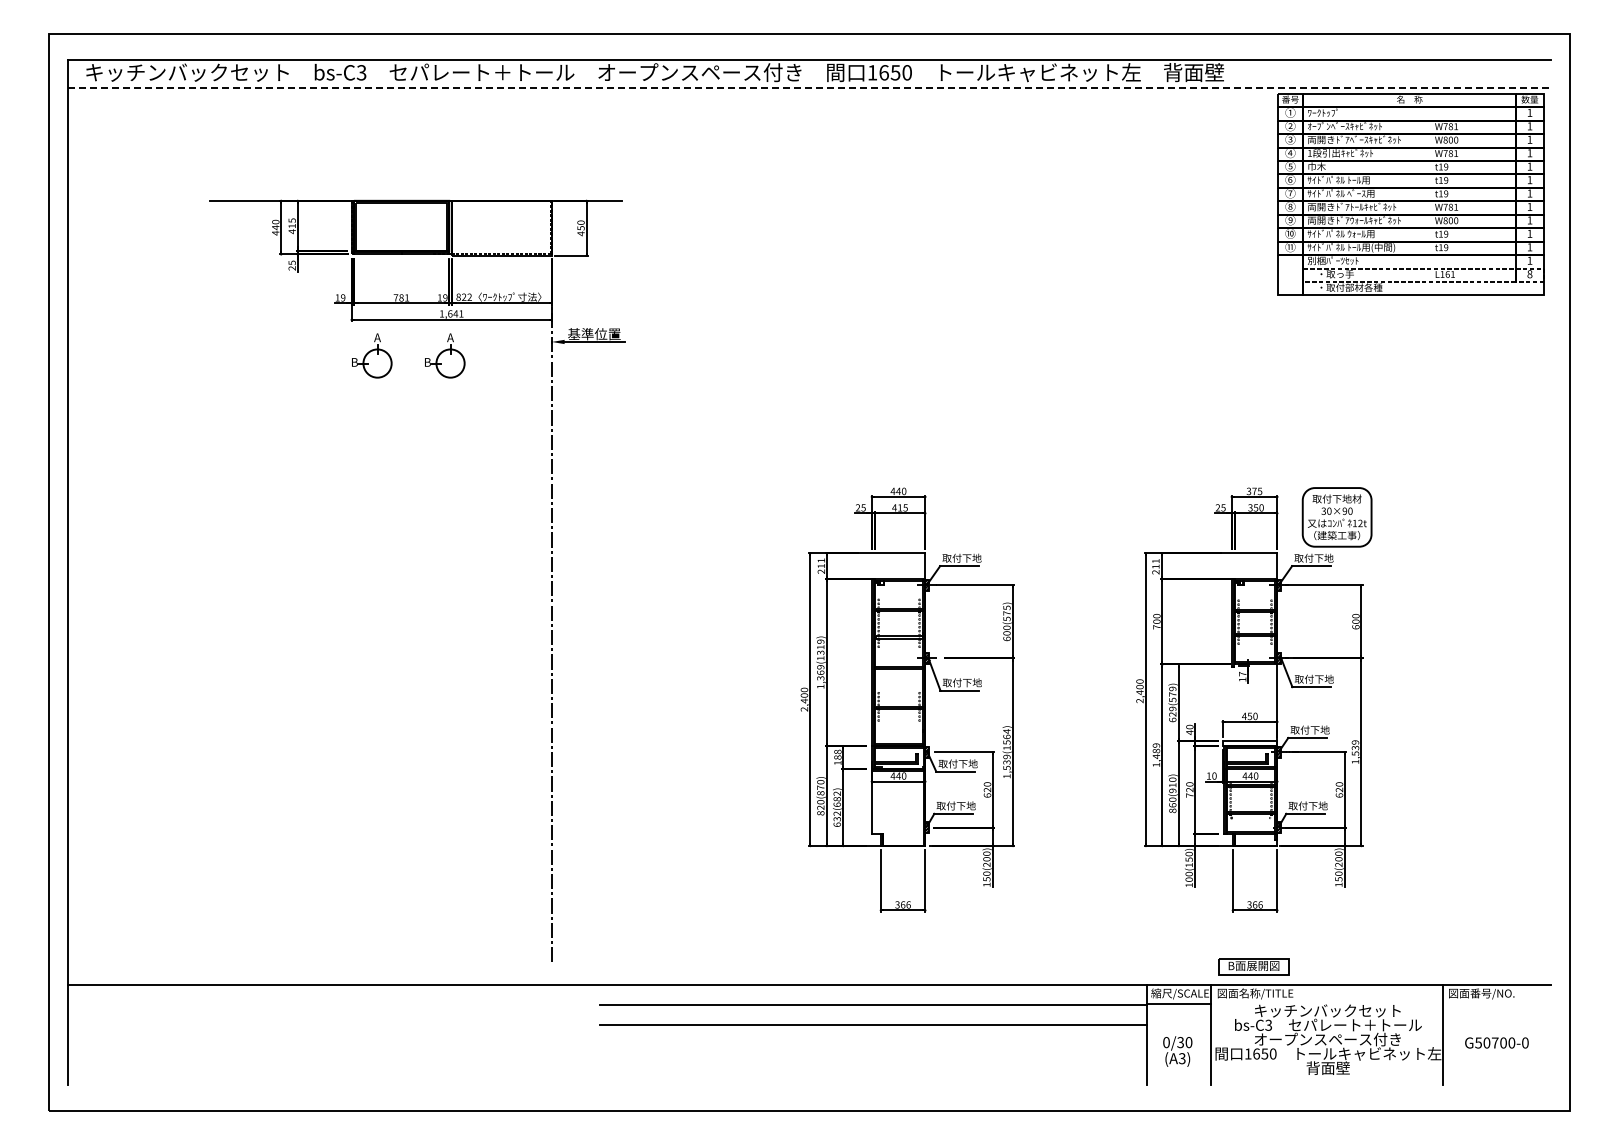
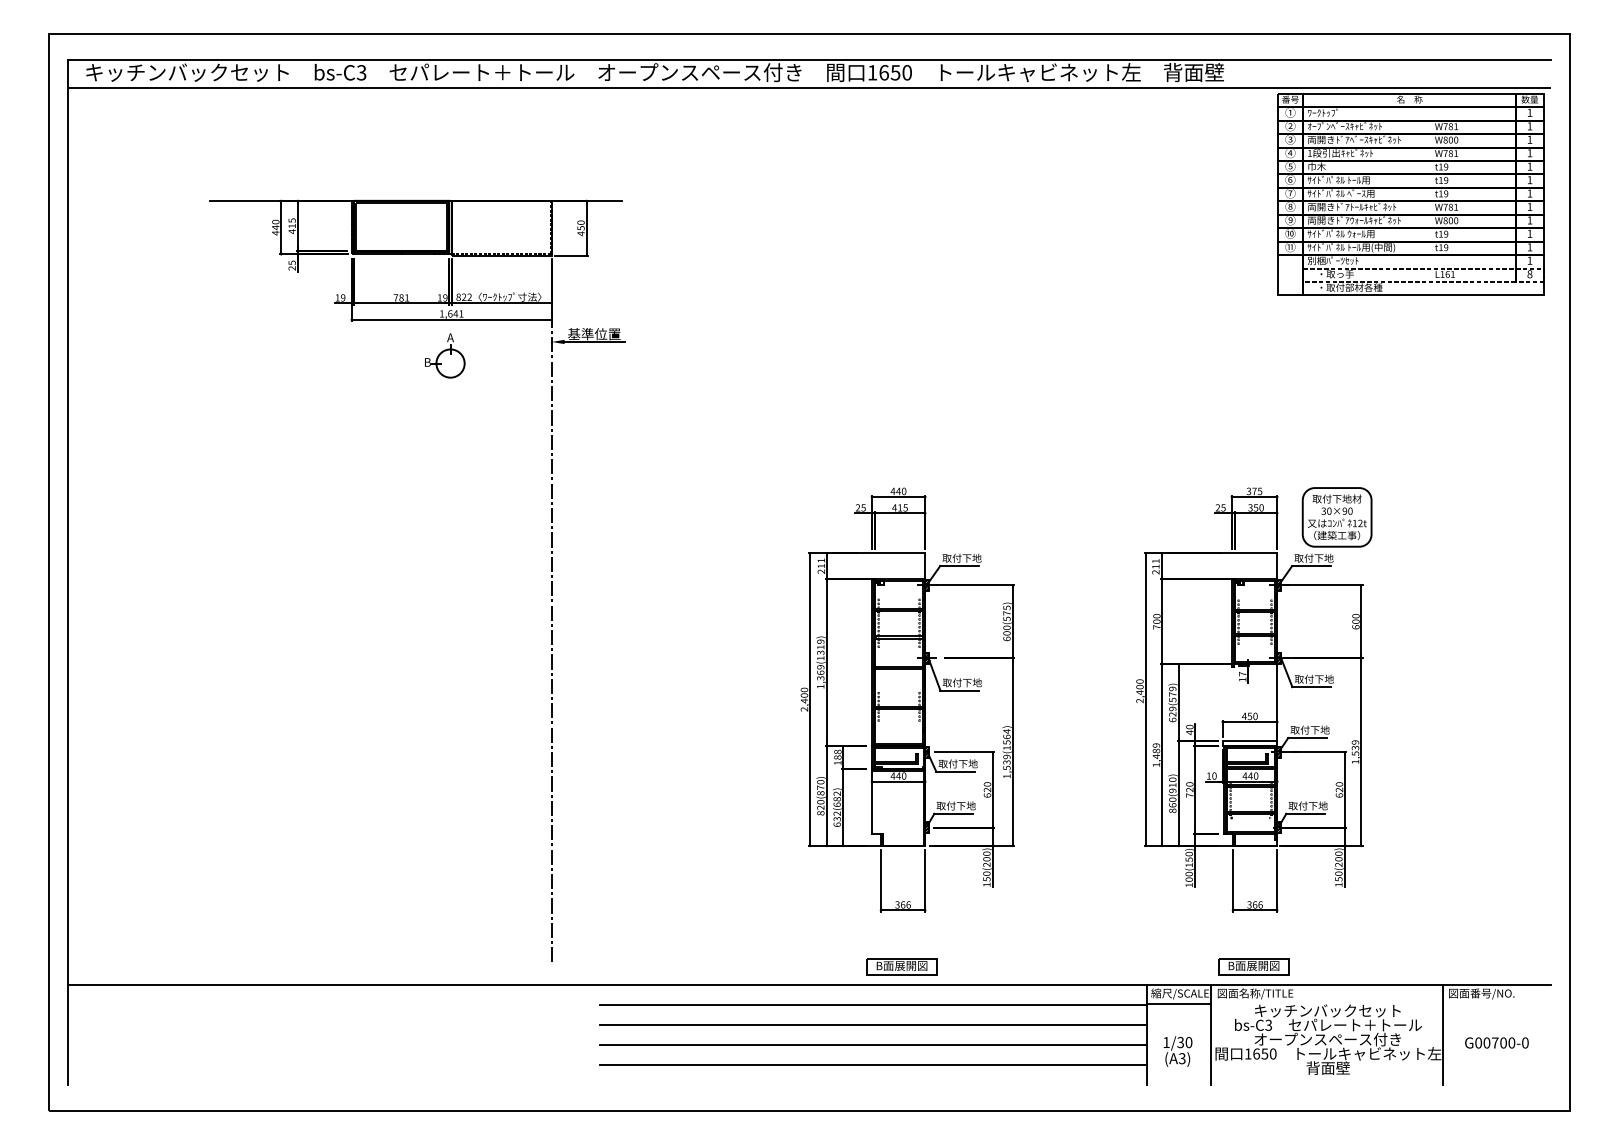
line: dashed -> solid (809, 87)
part: present -> none (372, 355)
part: none -> present (901, 966)
text: 0/30 -> 1/30 (1166, 1042)
text: G50700-0 -> G00700-0 (1478, 1042)
line: none -> present (873, 1044)
line: none -> present (873, 1064)
